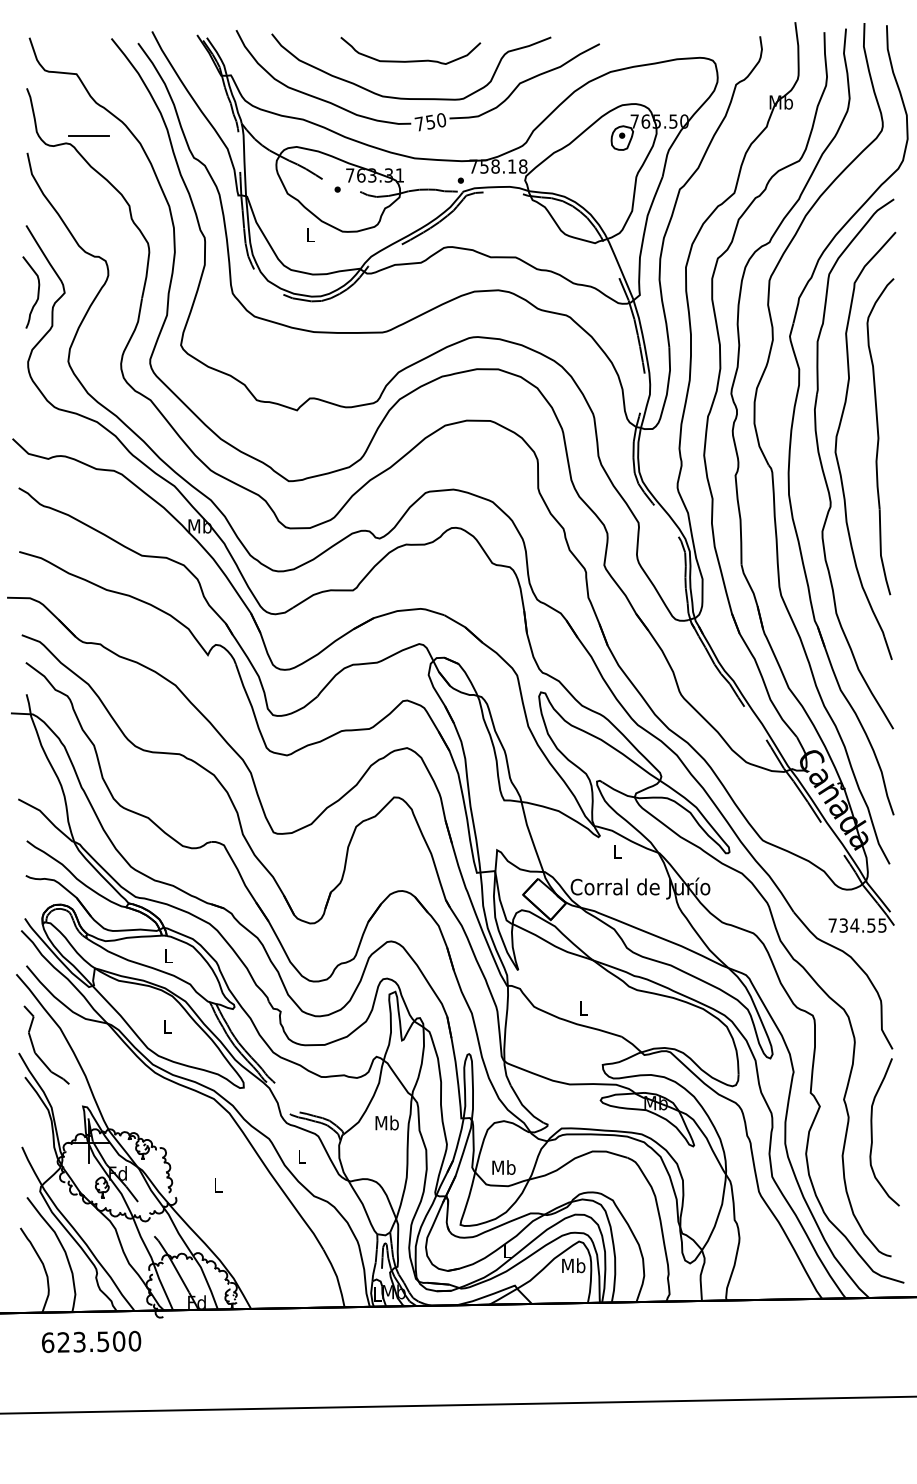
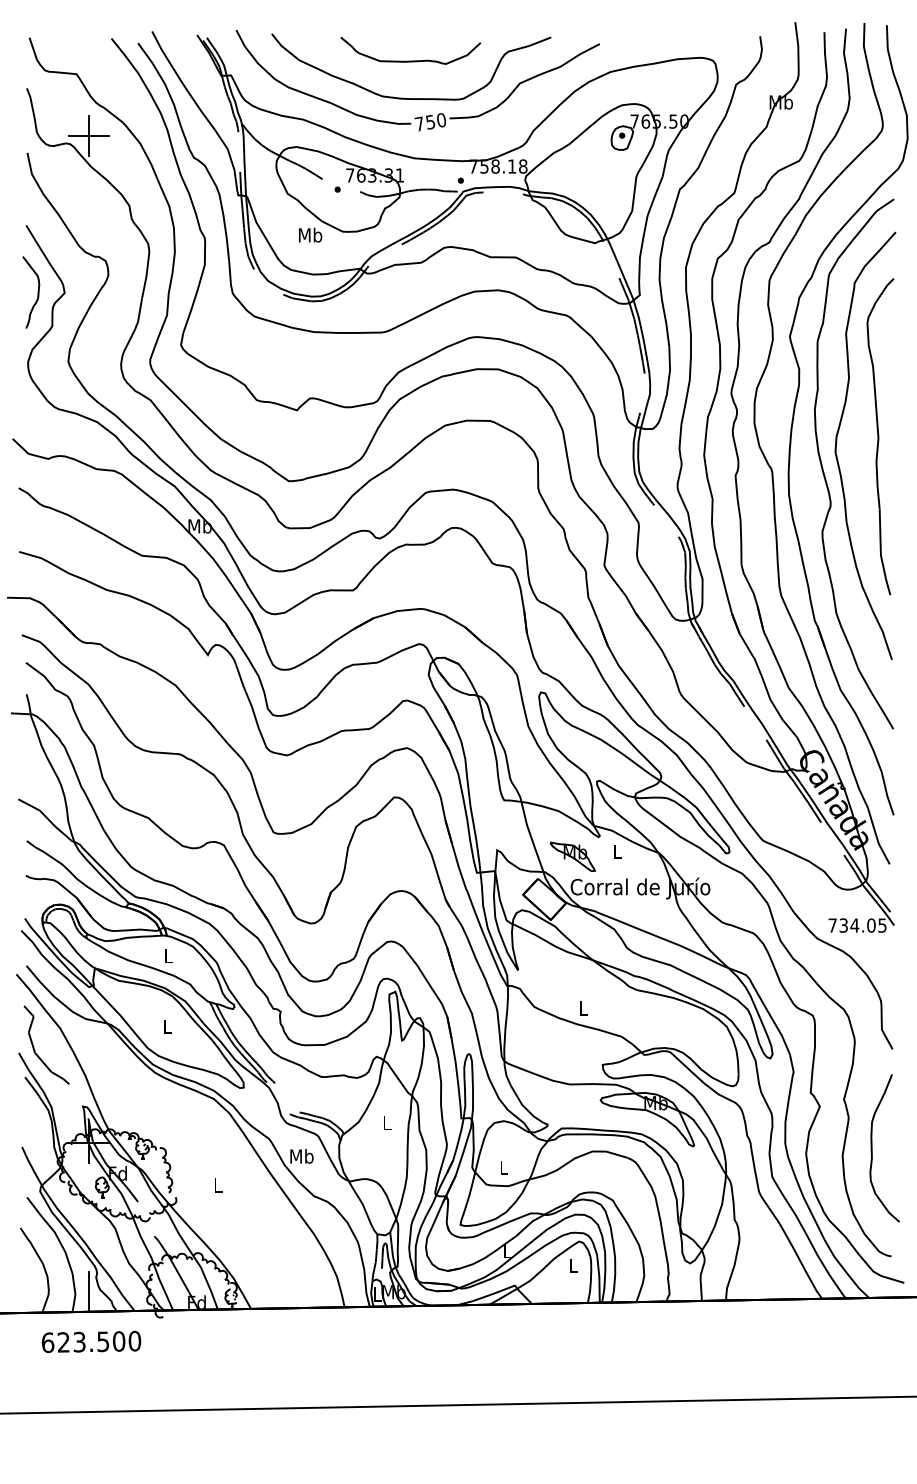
line: none -> present (89, 135)
text: L -> Mb (310, 234)
part: none -> present (572, 856)
text: 734.55 -> 734.05 (871, 925)
text: Mb -> L (386, 1122)
curve position: (872, 1132) -> (872, 1148) (872, 1148)
text: L -> Mb (301, 1156)
text: Mb -> L (503, 1167)
text: Mb -> L (573, 1265)
line: none -> present (89, 1291)
